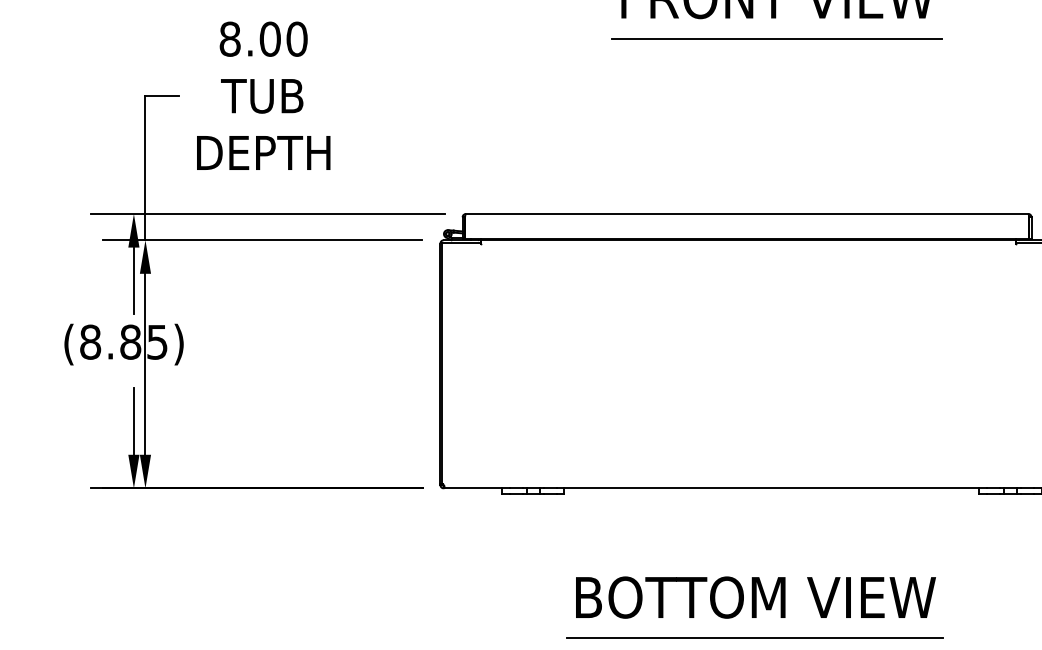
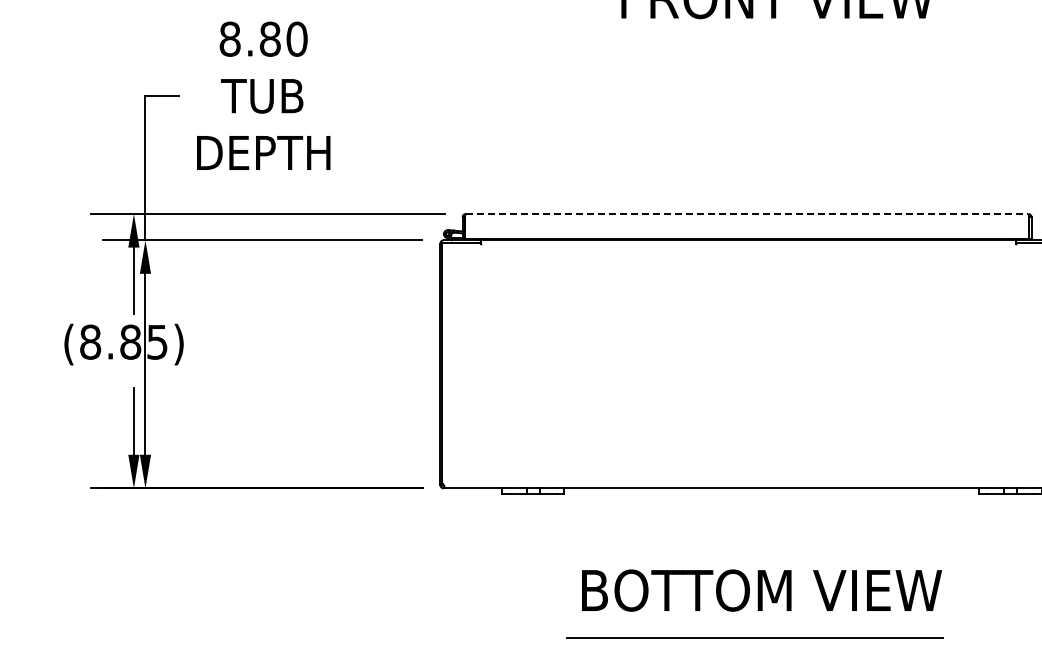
text: 8.00 -> 8.80 (269, 38)
line: present -> none (776, 38)
line: solid -> dashed (747, 213)
text position: (755, 597) -> (761, 590) (761, 590)
